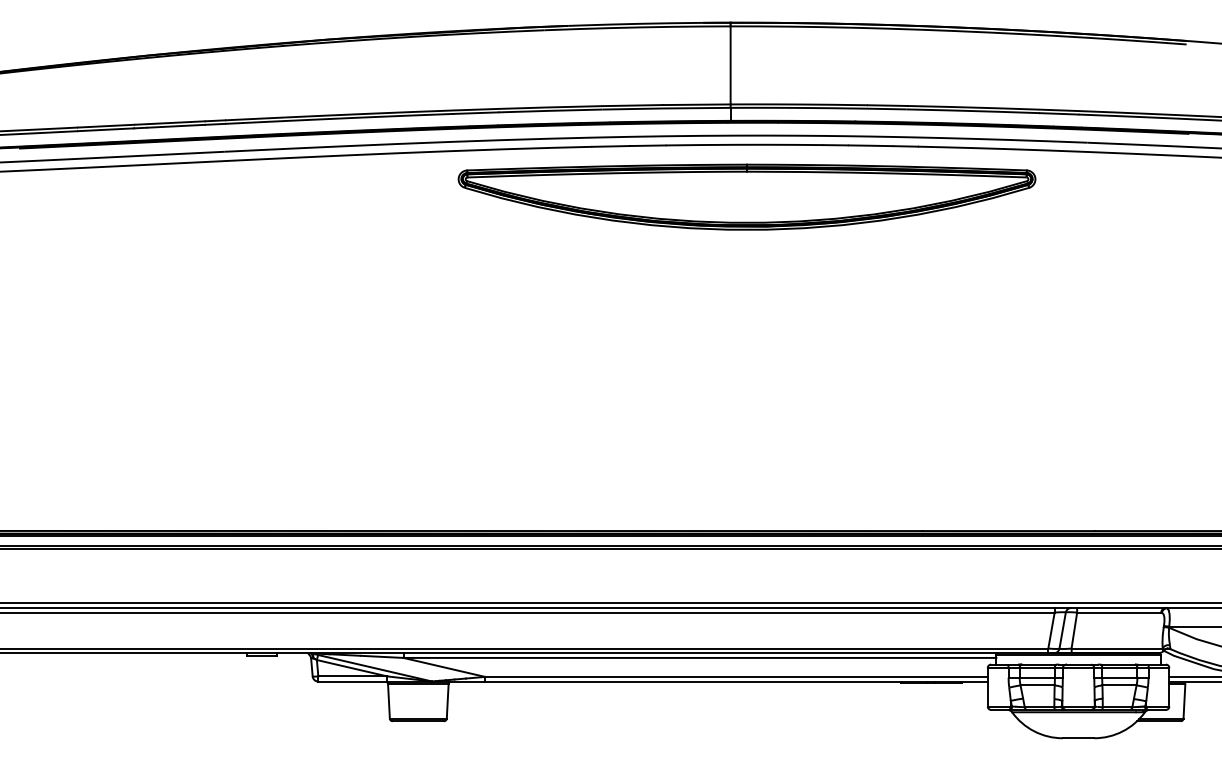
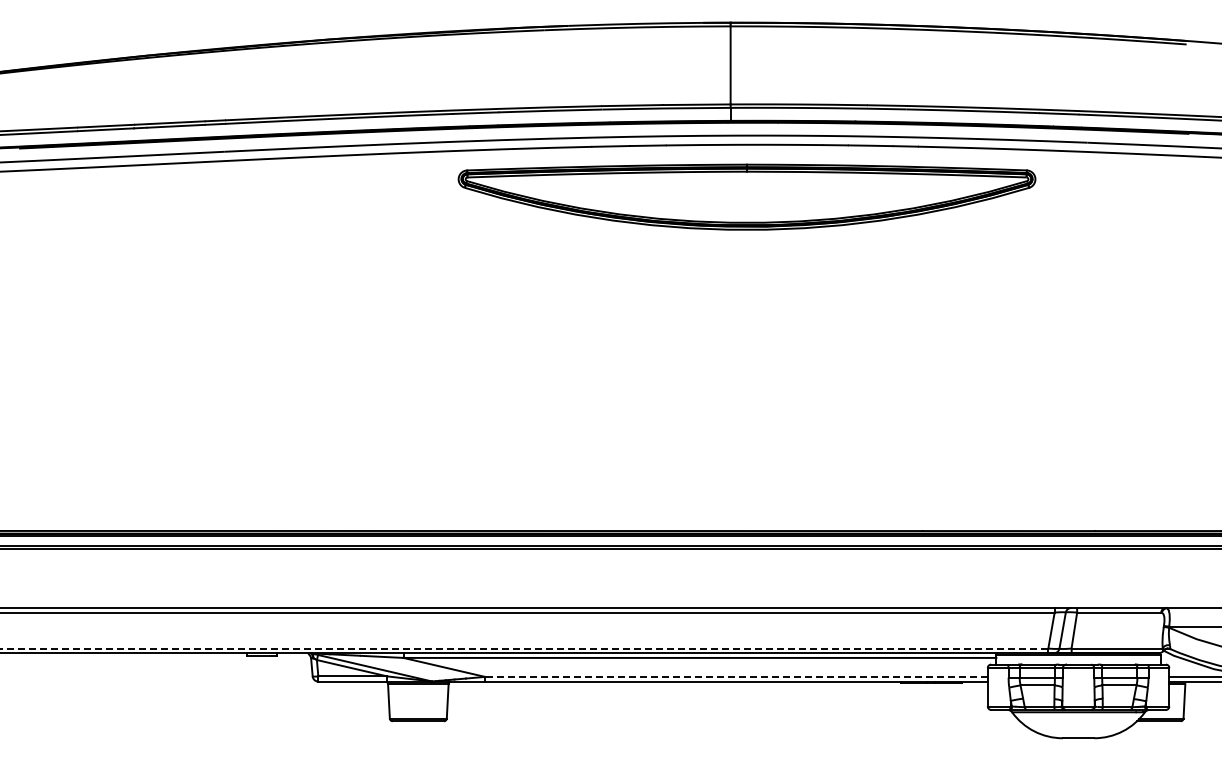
line: present -> none (610, 602)
line: solid -> dashed (524, 648)
line: solid -> dashed (735, 676)
